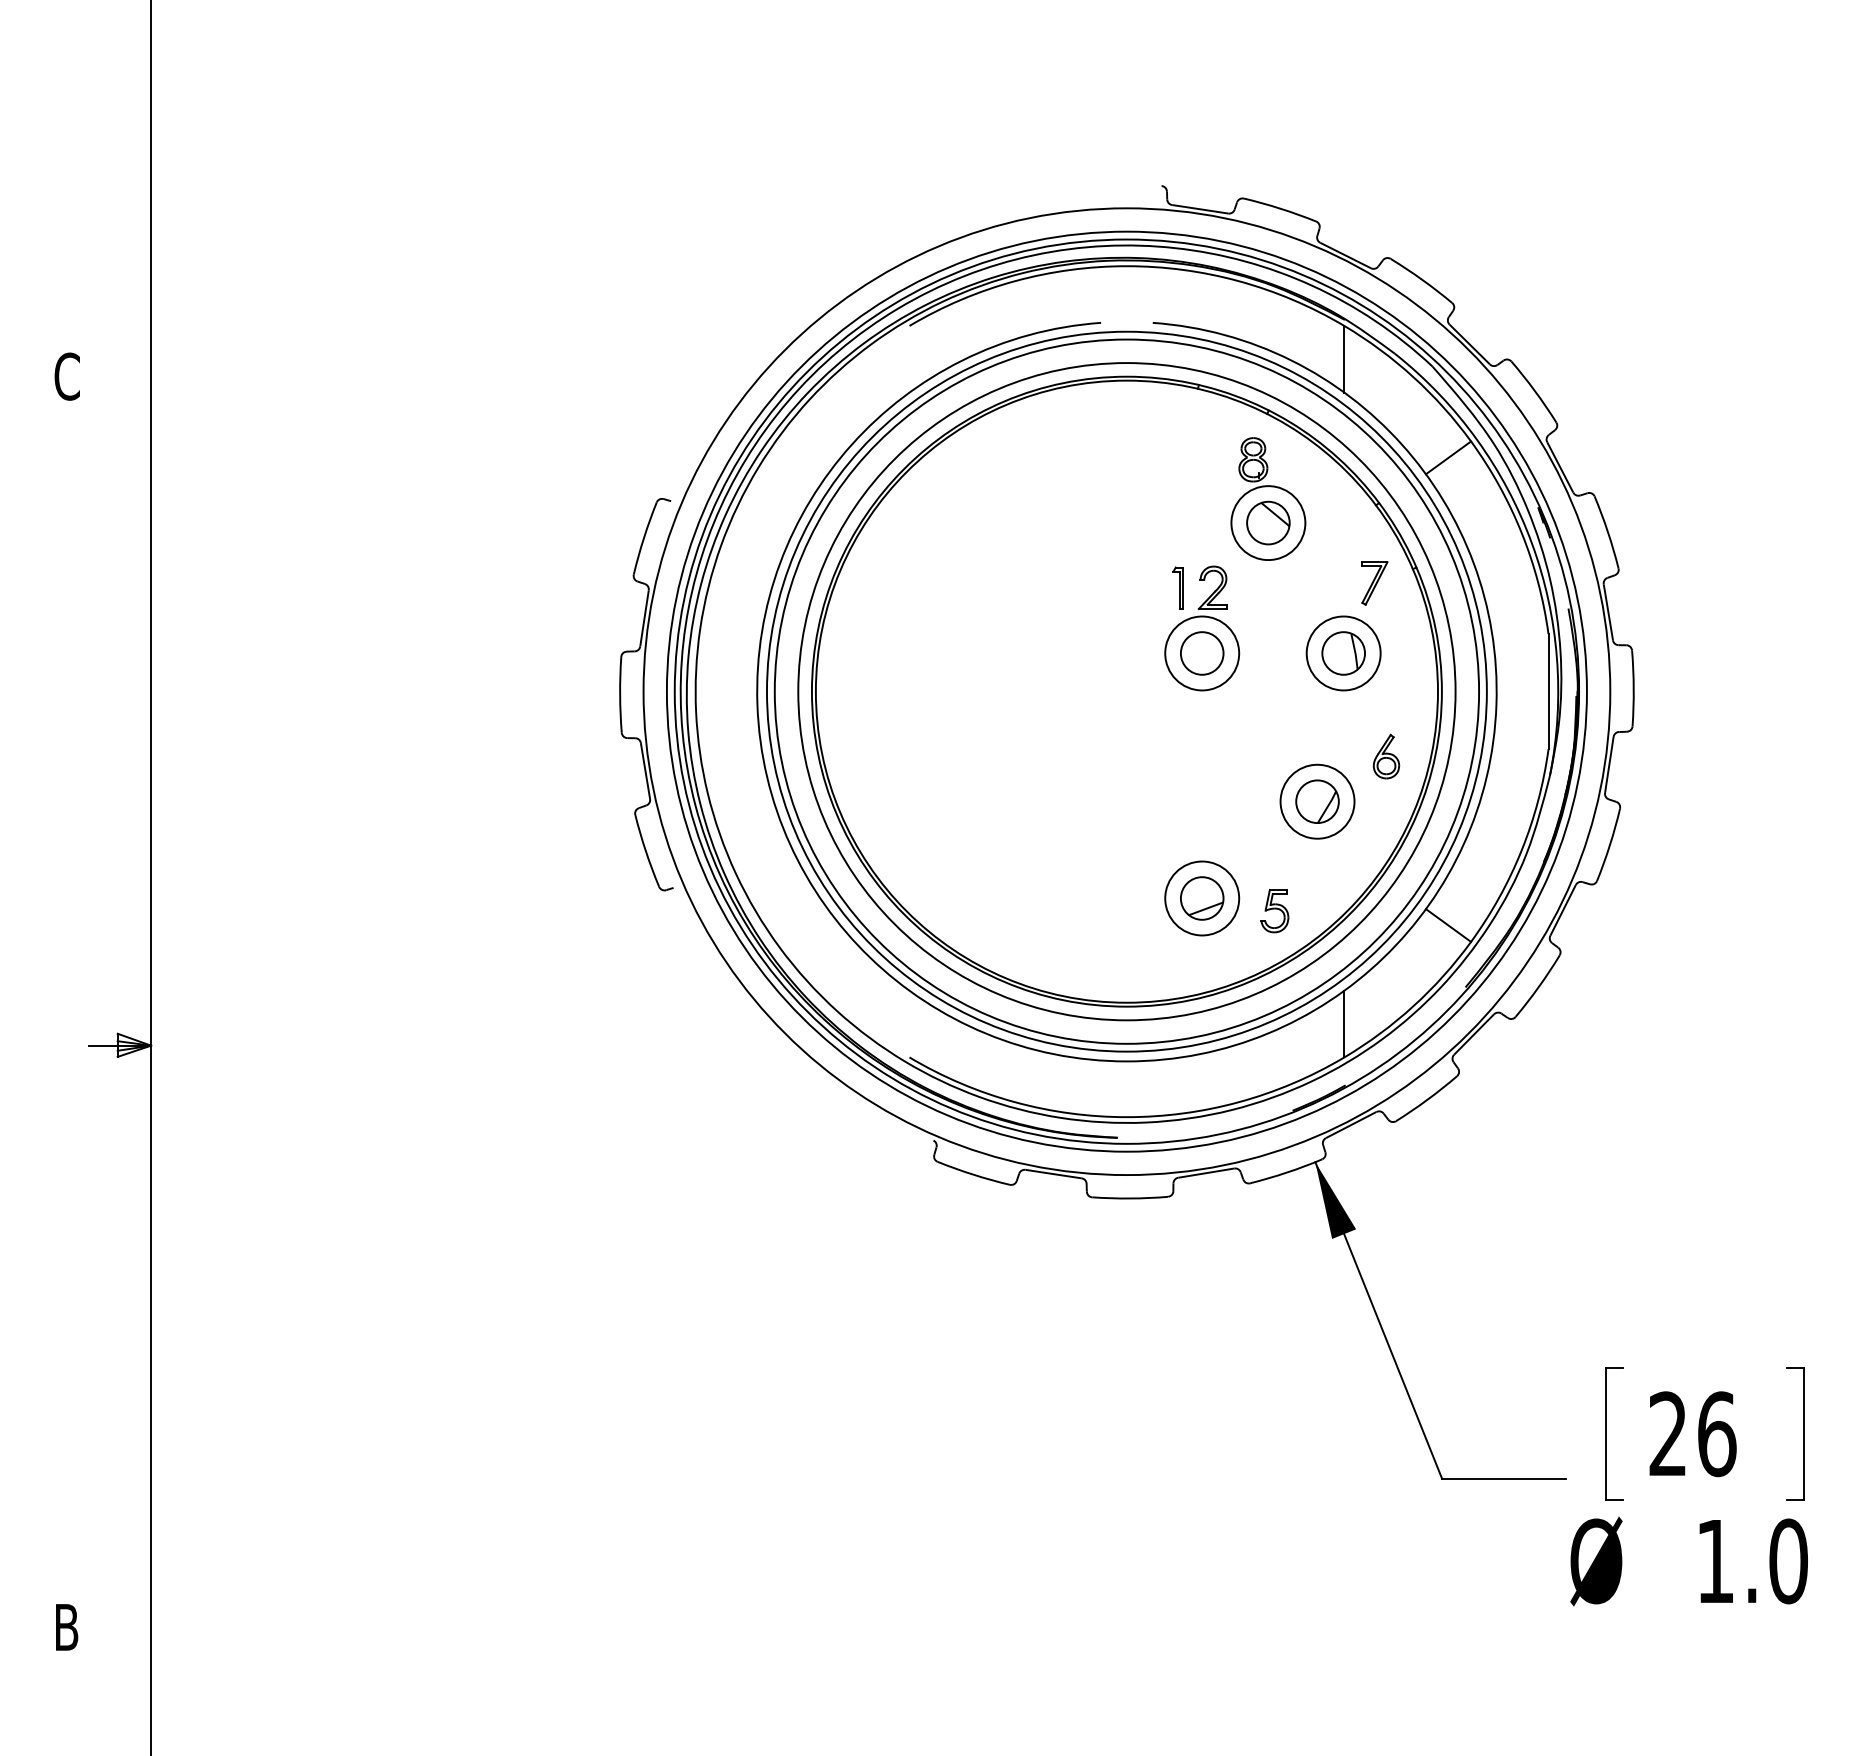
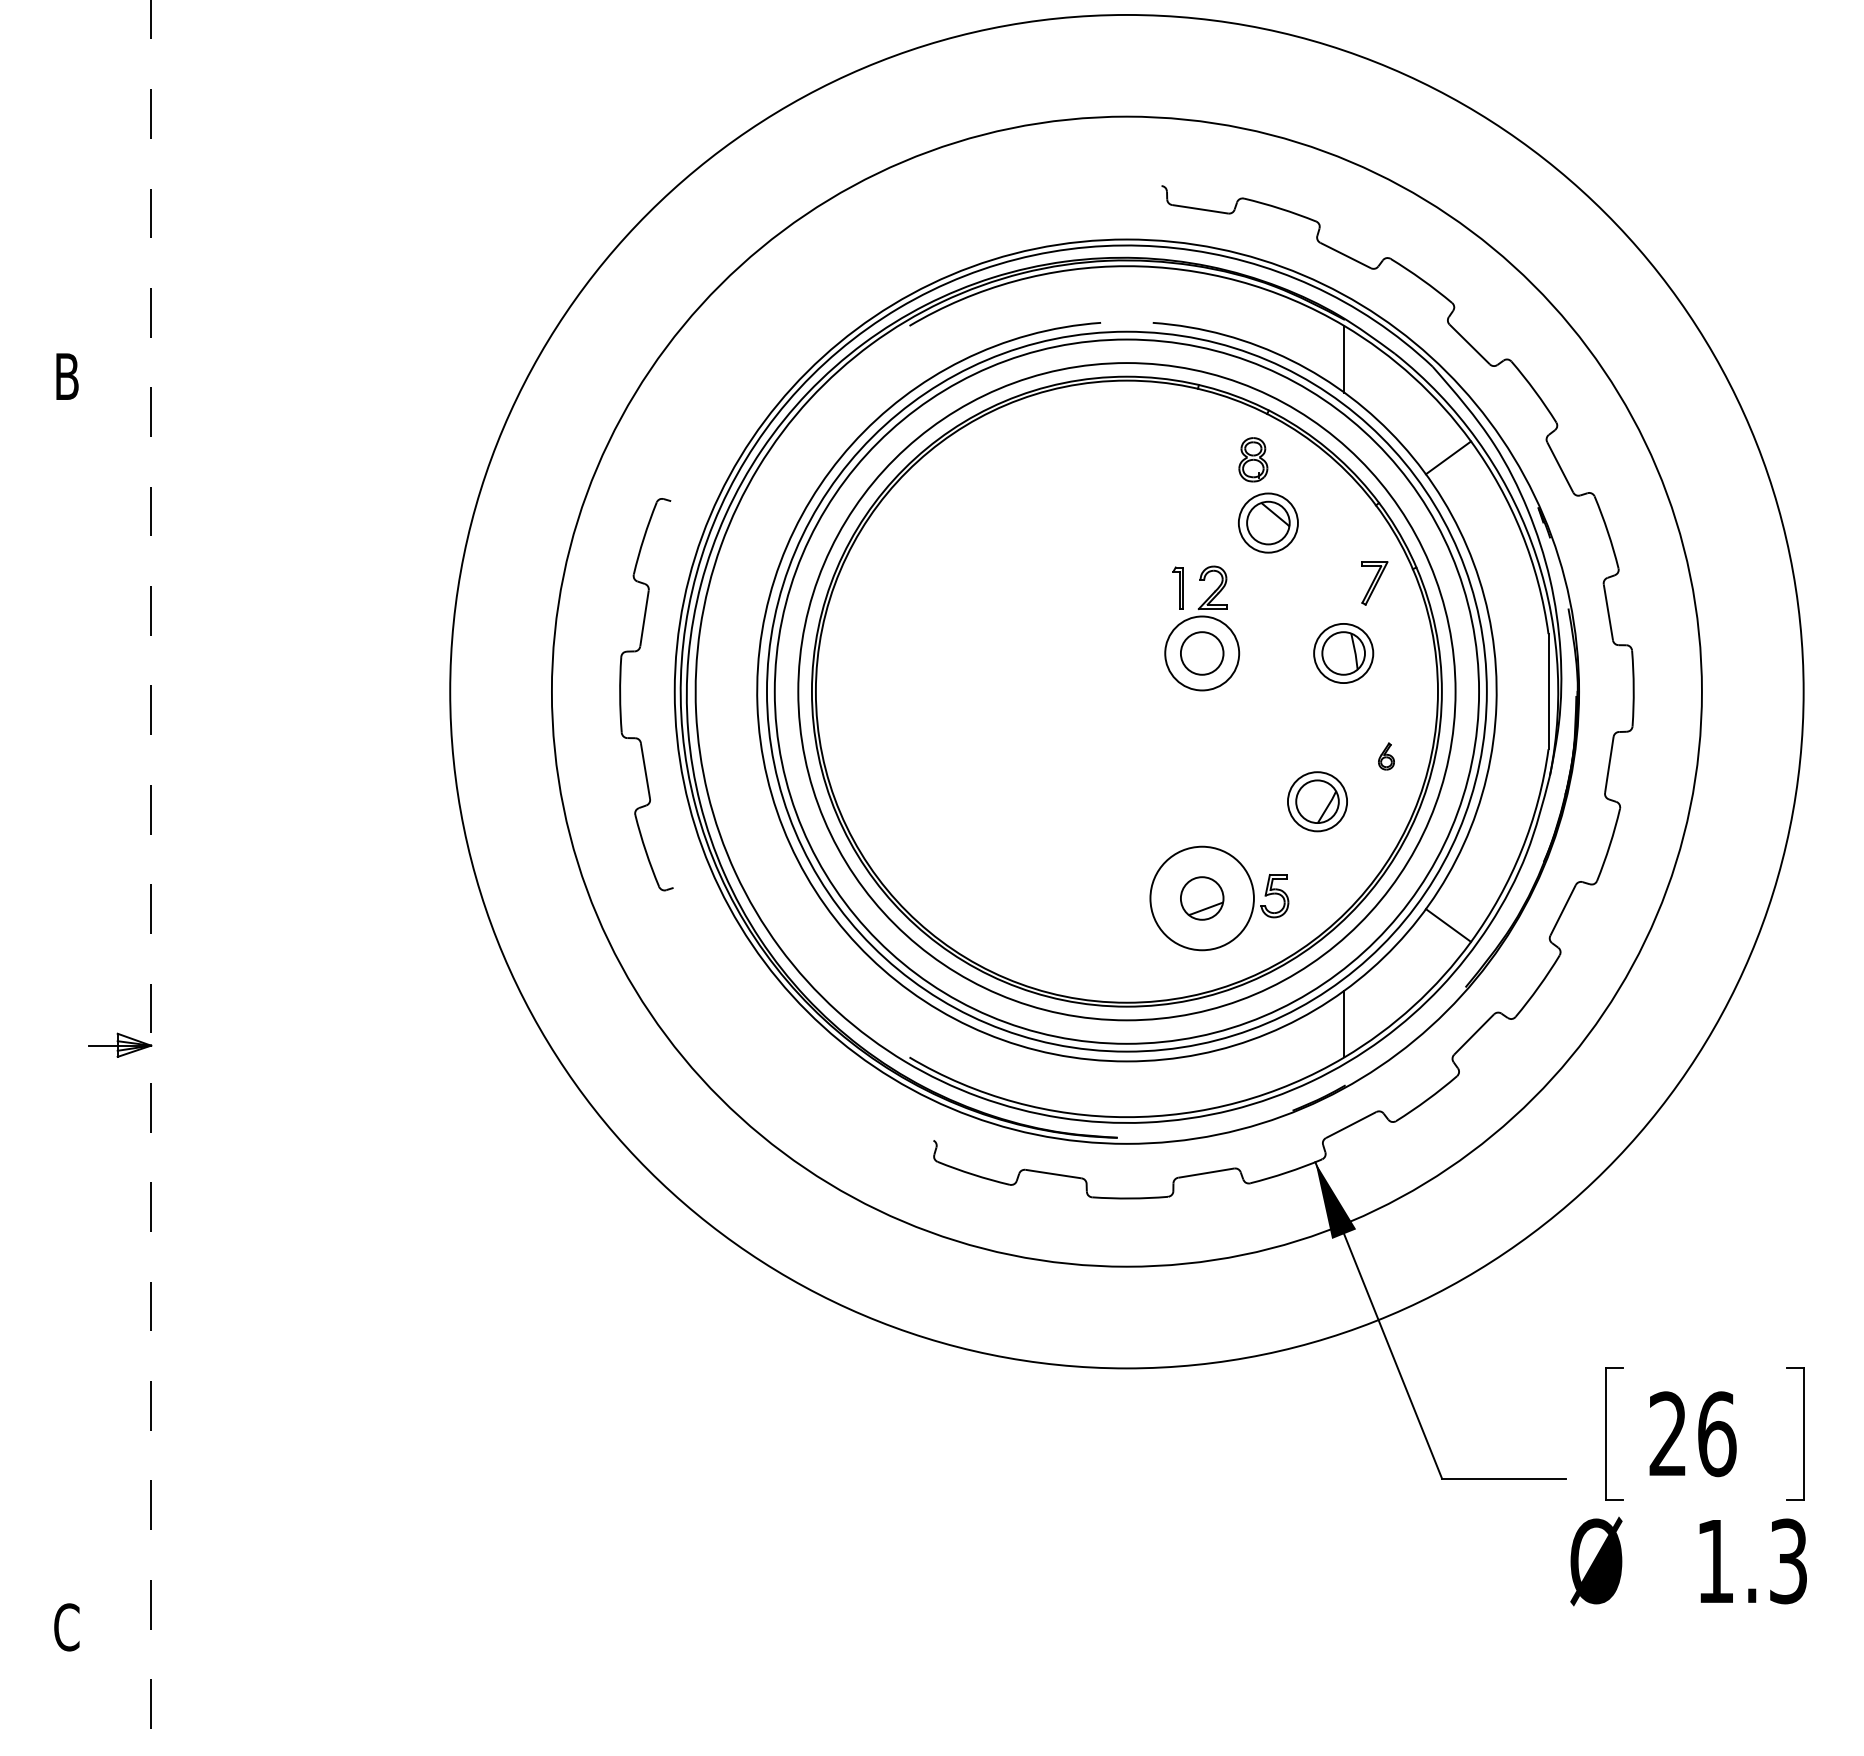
text: C -> B (66, 376)
circle diameter: 74 px -> 59 px (1267, 522)
circle diameter: 74 px -> 59 px (1343, 653)
circle diameter: 920 px -> 1150 px (1126, 691)
circle diameter: 967 px -> 1353 px (1126, 691)
part size: 29x47 px -> 17x29 px (1386, 756)
circle diameter: 74 px -> 59 px (1317, 801)
line: solid -> dashed (151, 878)
circle diameter: 74 px -> 104 px (1201, 898)
part position: (1274, 911) -> (1274, 896) (1274, 896)
text: 1.0 -> 1.3 (1788, 1561)
text: B -> C (66, 1627)
